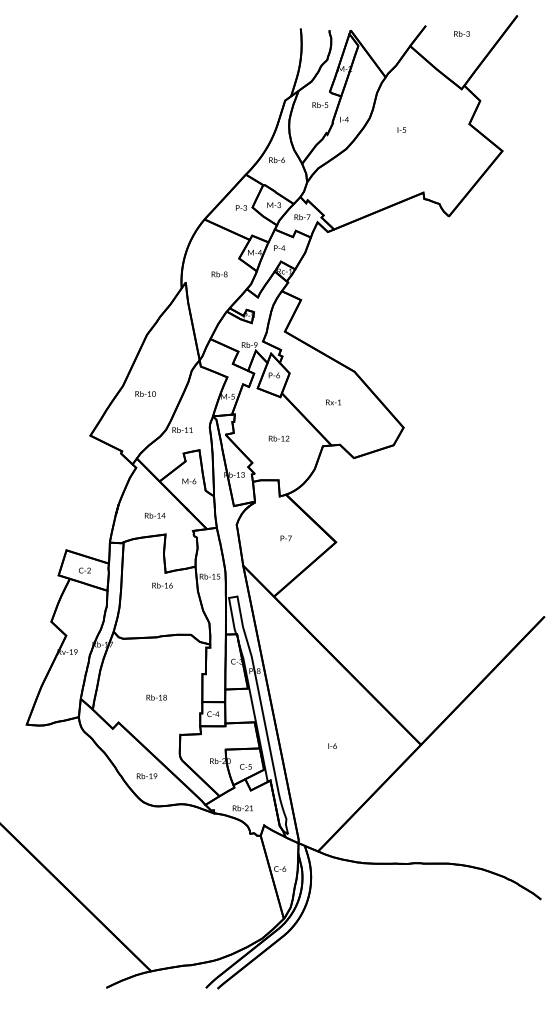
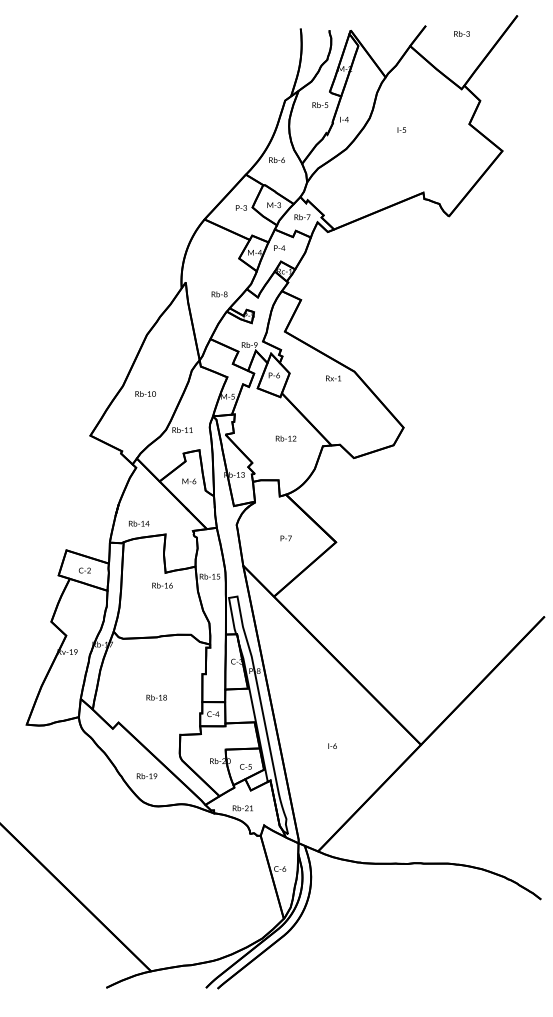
text position: (219, 274) -> (219, 294) (219, 294)
text position: (333, 402) -> (333, 378) (333, 378)
text position: (278, 438) -> (285, 438) (285, 438)
text position: (155, 515) -> (139, 523) (139, 523)
